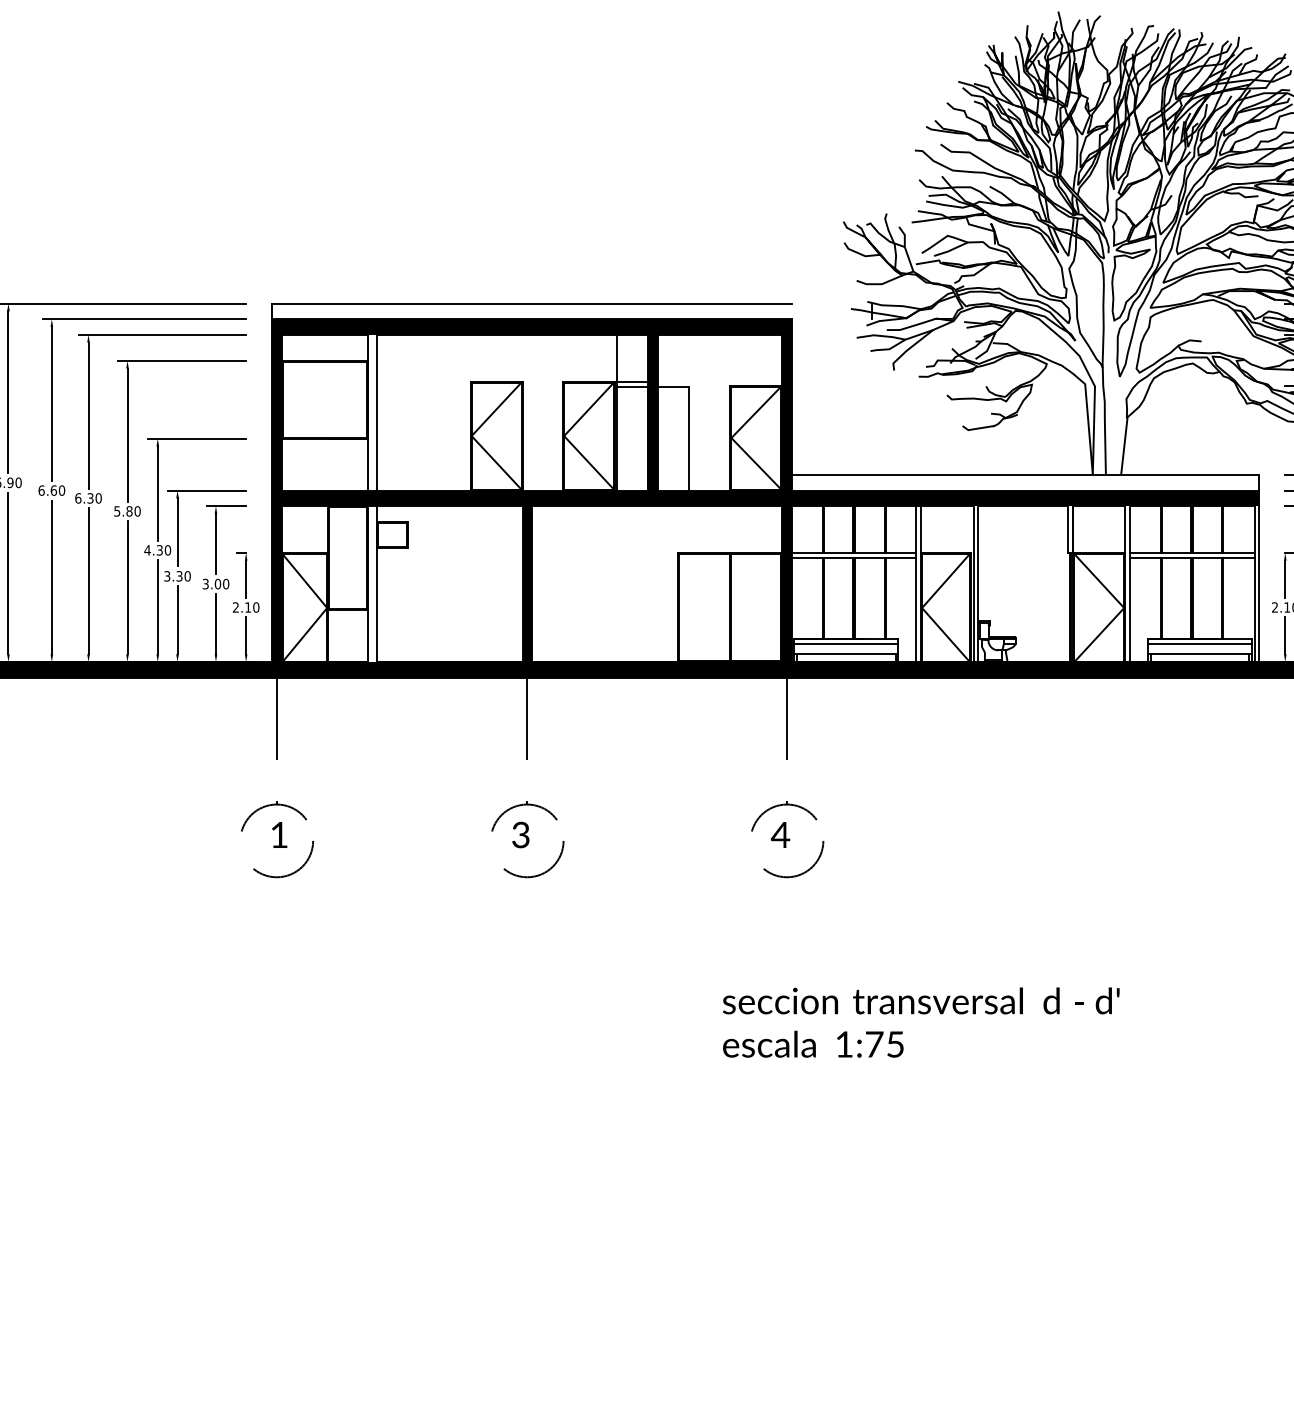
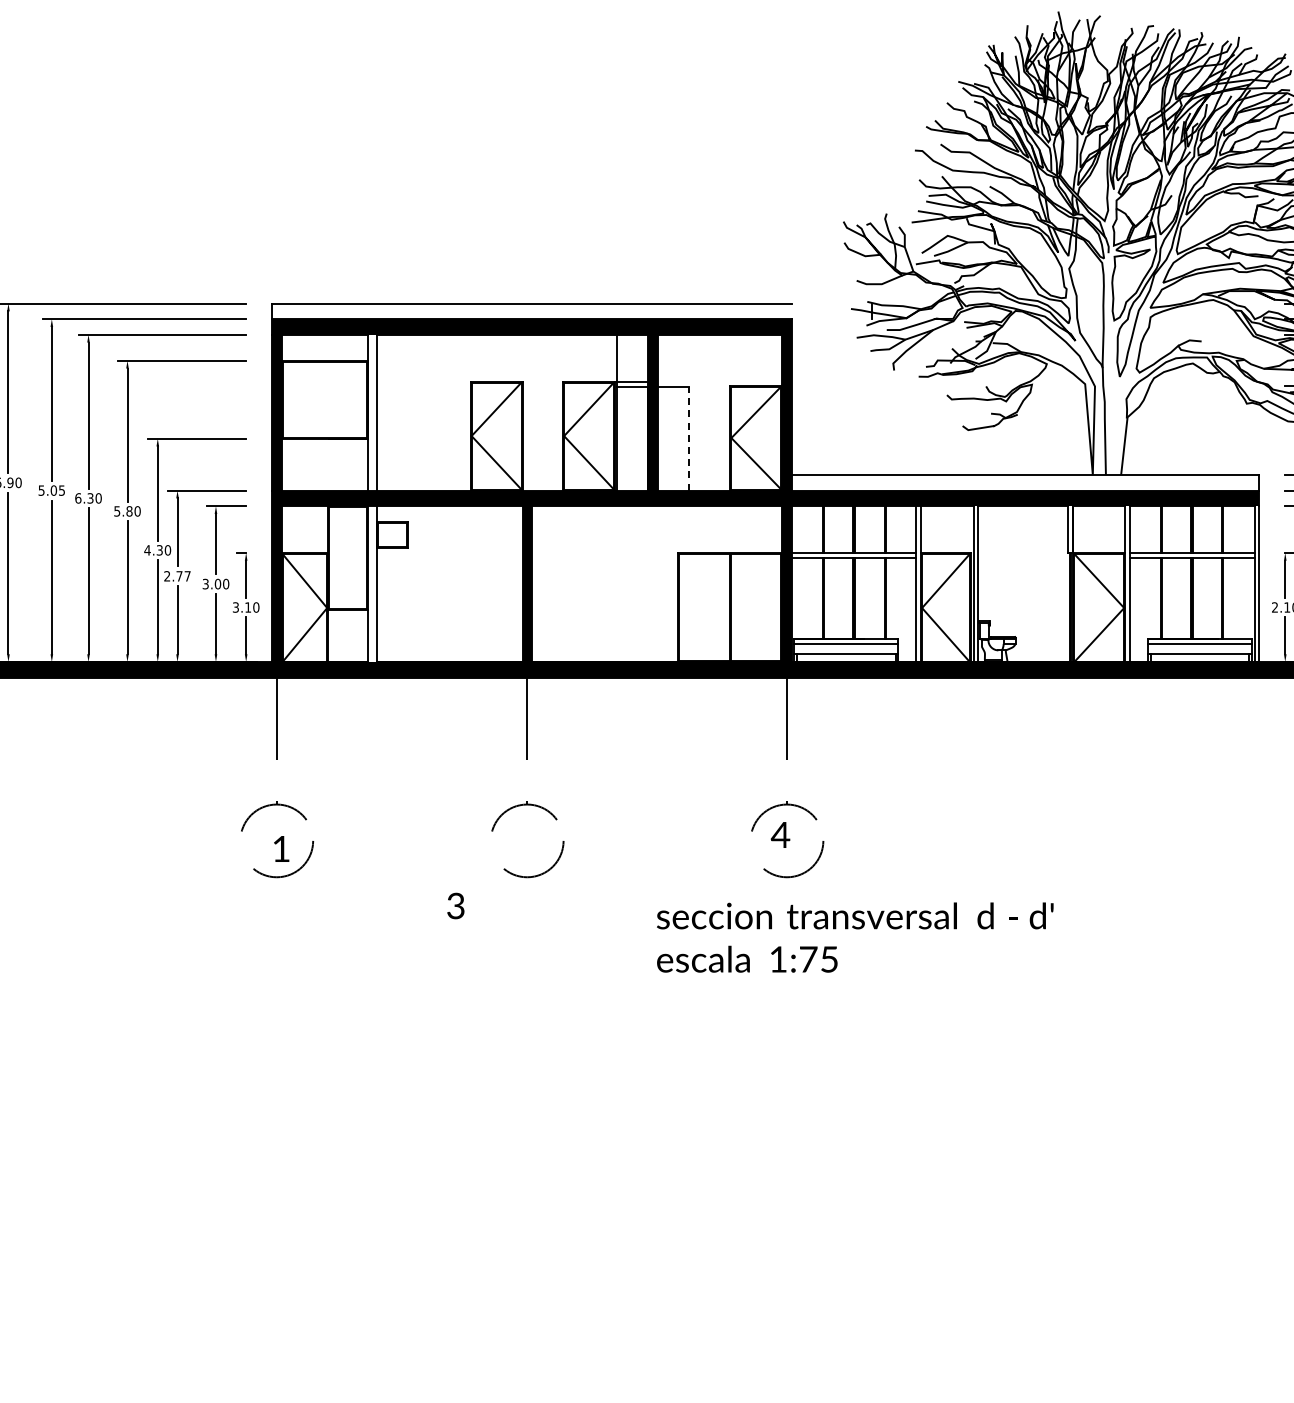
line: solid -> dashed (688, 438)
text: 6.60 -> 5.05 (51, 490)
text: 3.30 -> 2.77 (177, 576)
text: 2.10 -> 3.10 (235, 607)
text position: (279, 834) -> (281, 848) (281, 848)
text position: (520, 834) -> (455, 905) (455, 905)
text position: (921, 1022) -> (855, 937) (855, 937)
